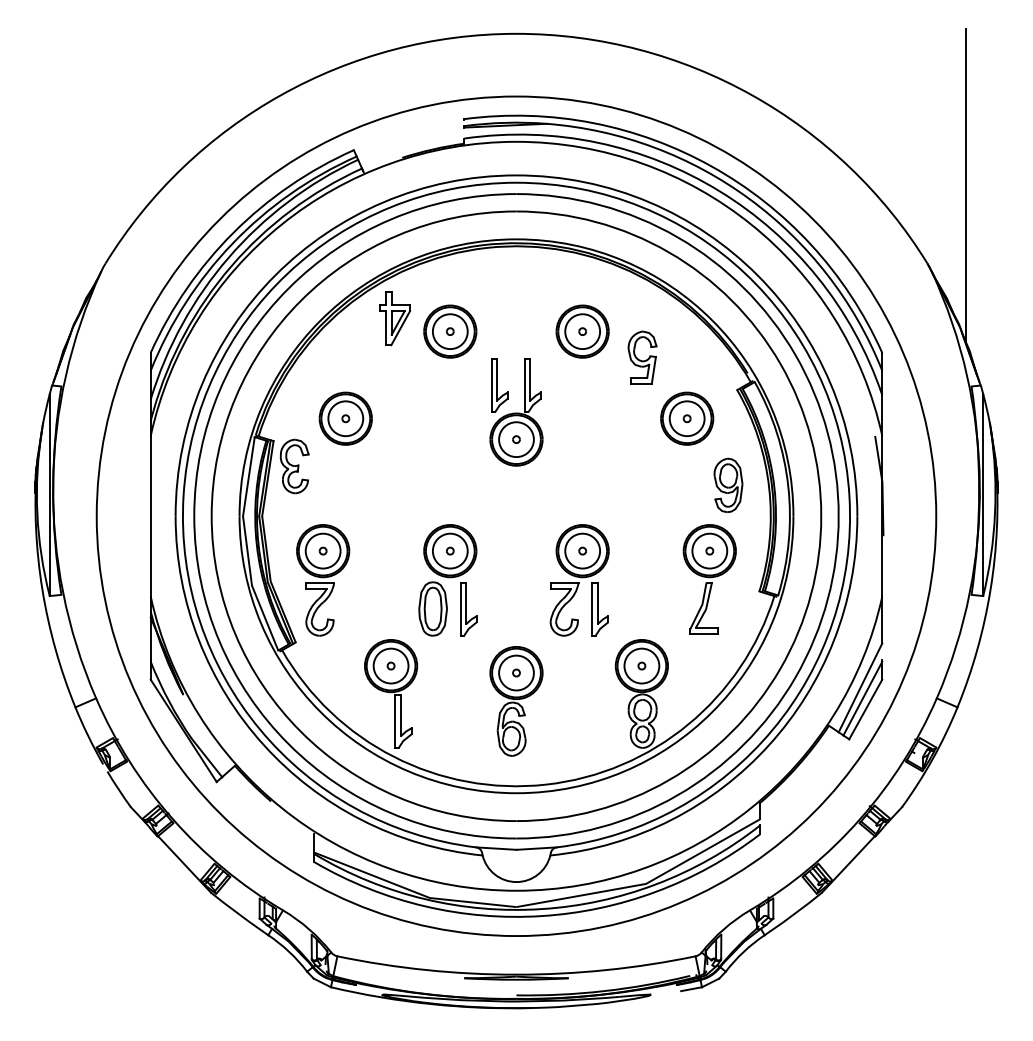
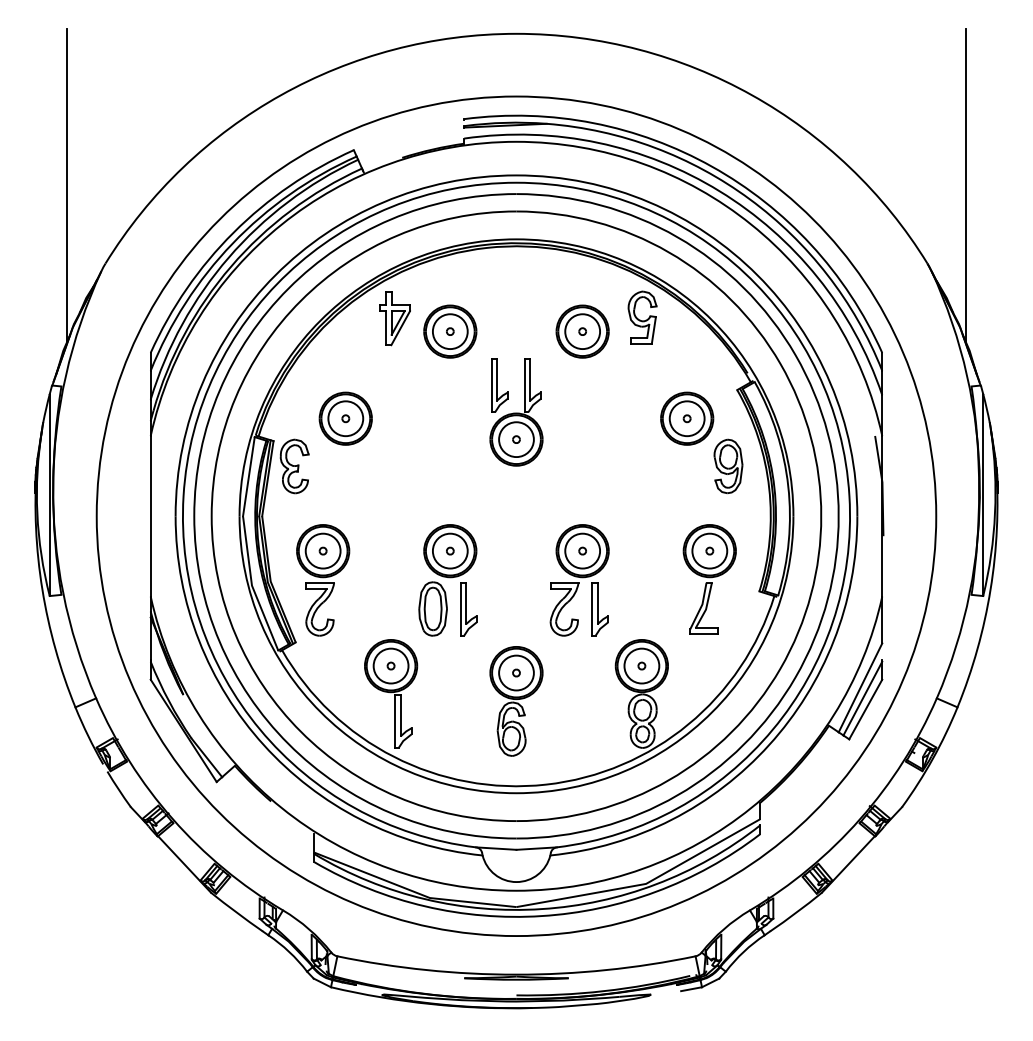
line: none -> present (67, 184)
part position: (642, 357) -> (642, 317) (642, 317)
part position: (728, 485) -> (728, 466) (728, 466)
